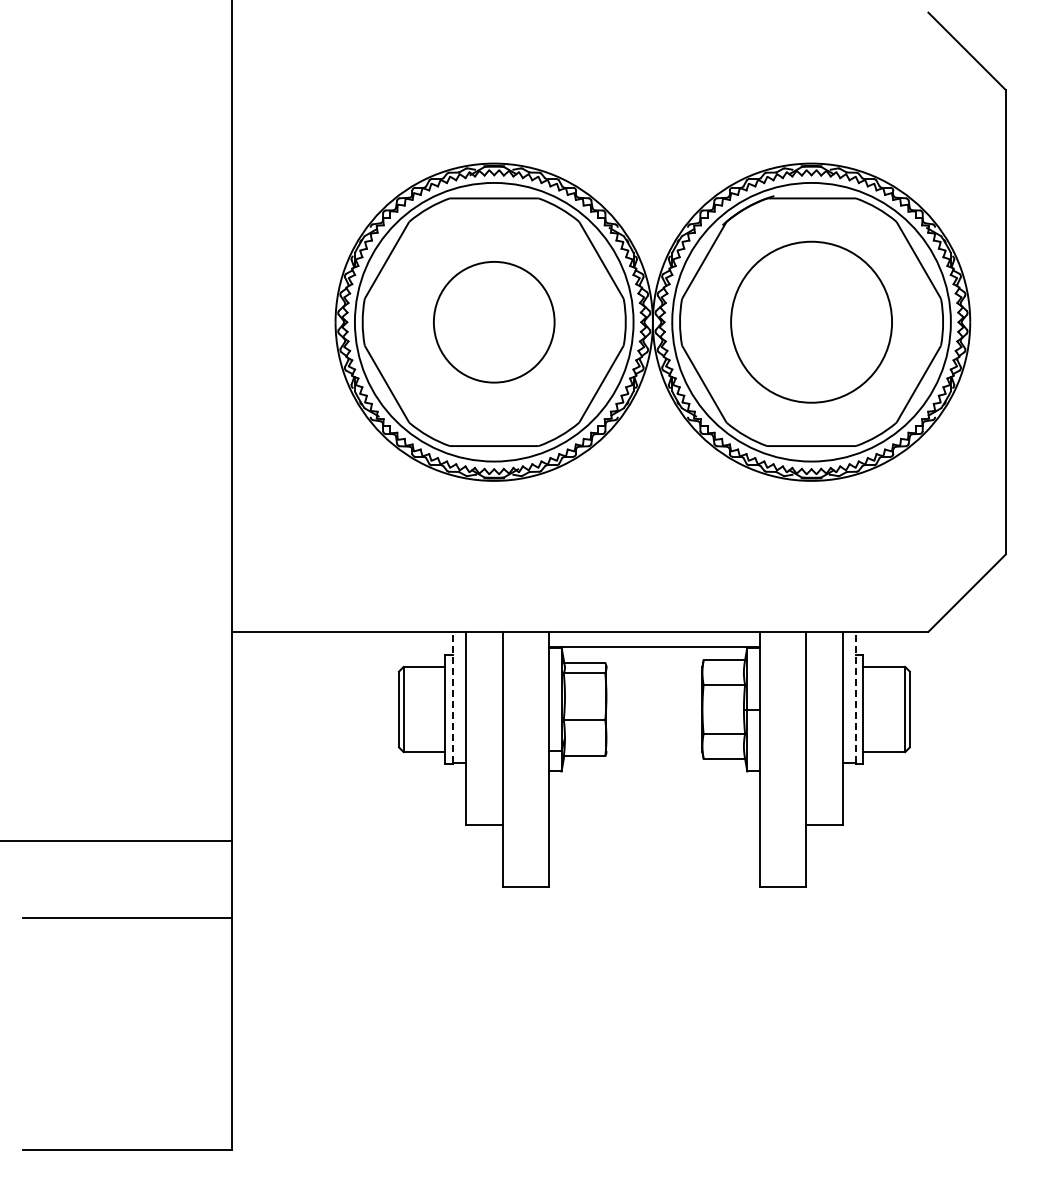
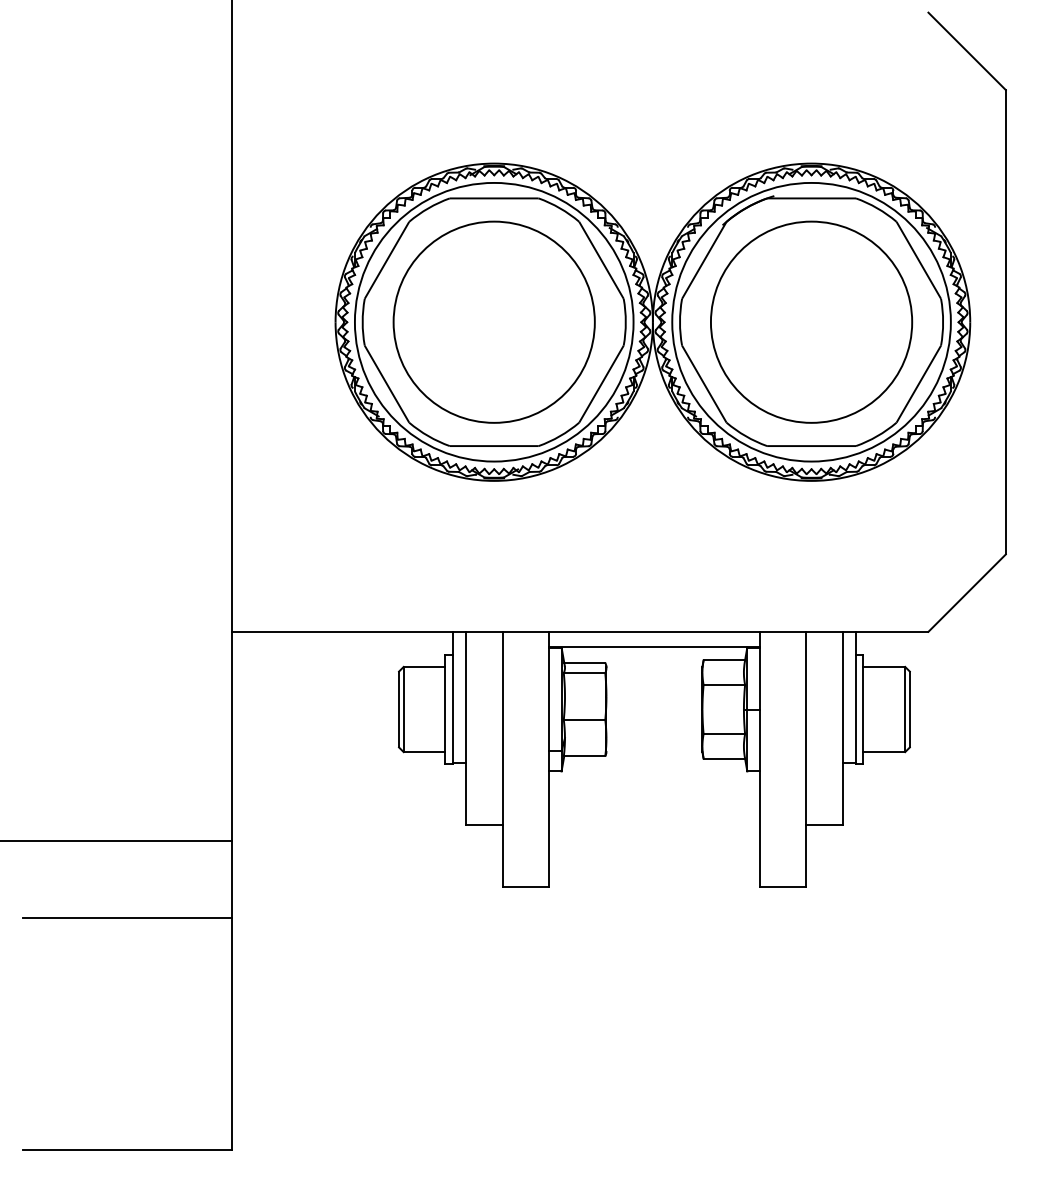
circle diameter: 121 px -> 201 px (493, 321)
circle diameter: 161 px -> 201 px (811, 321)
line: dashed -> solid (453, 697)
line: dashed -> solid (855, 697)
